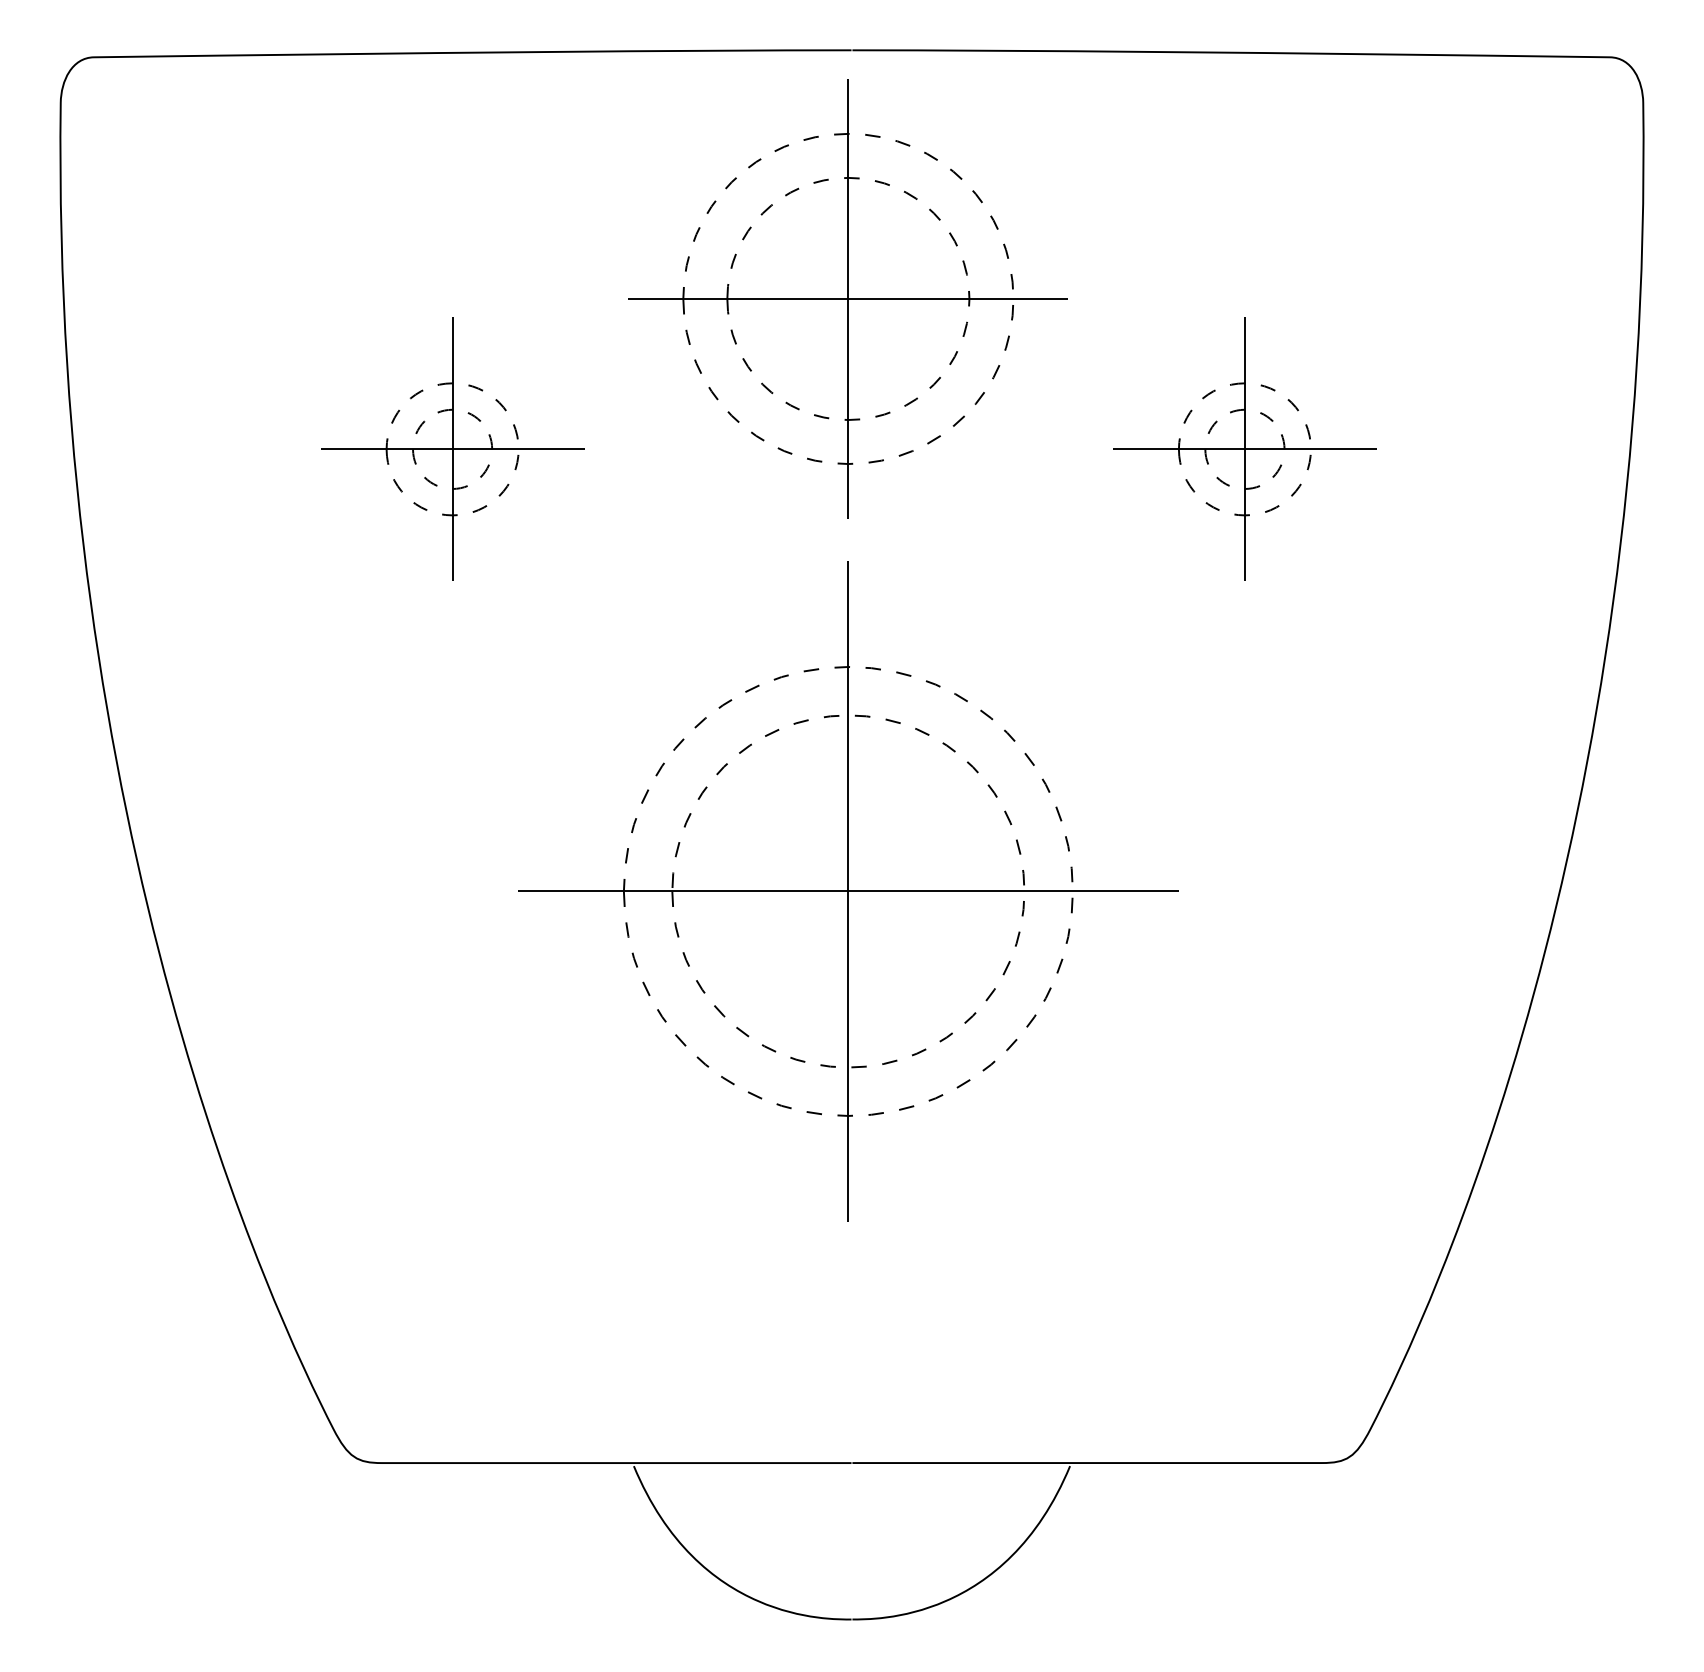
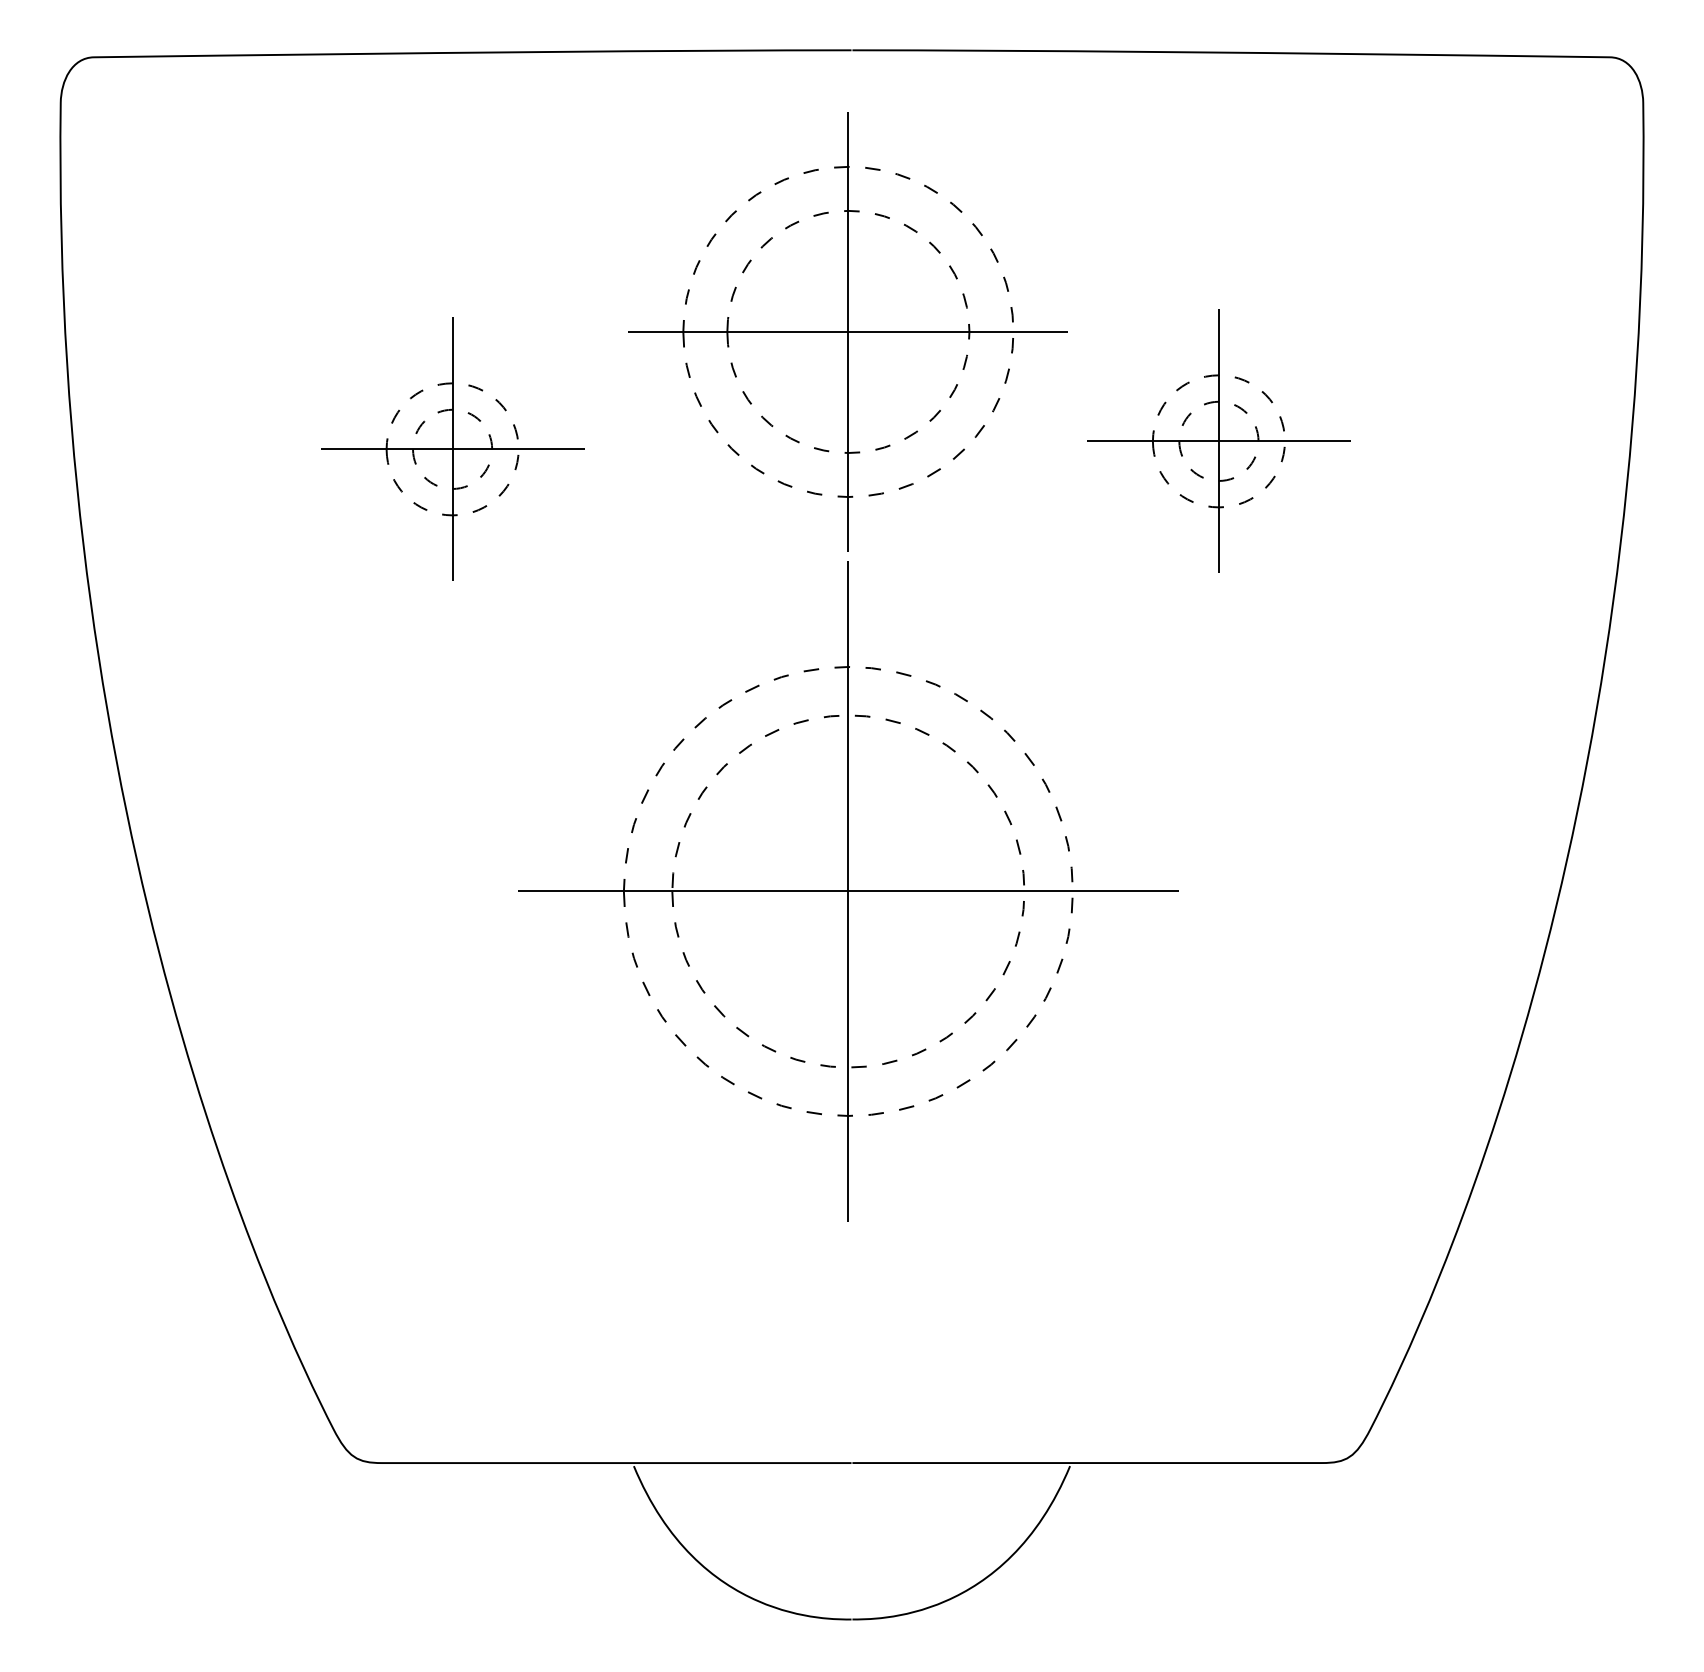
part position: (847, 298) -> (847, 331) (847, 331)
part position: (1244, 448) -> (1218, 440) (1218, 440)
